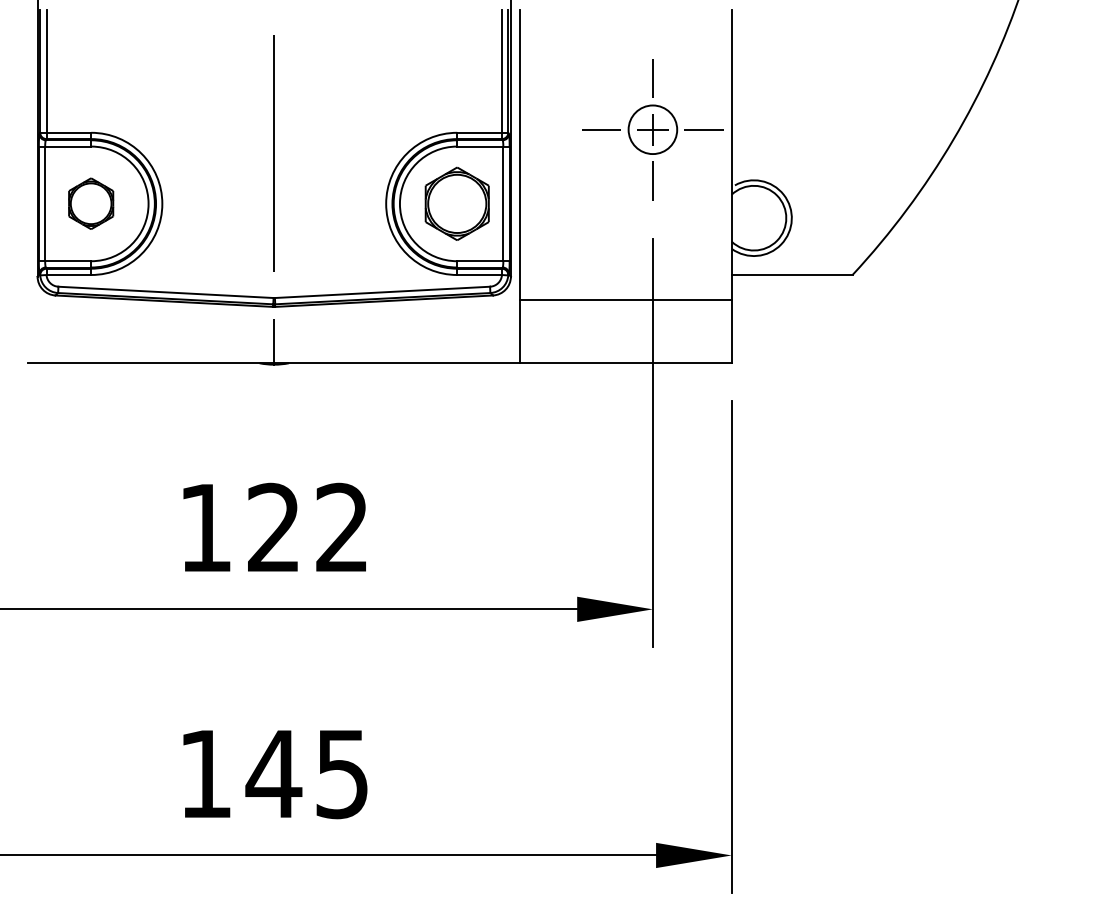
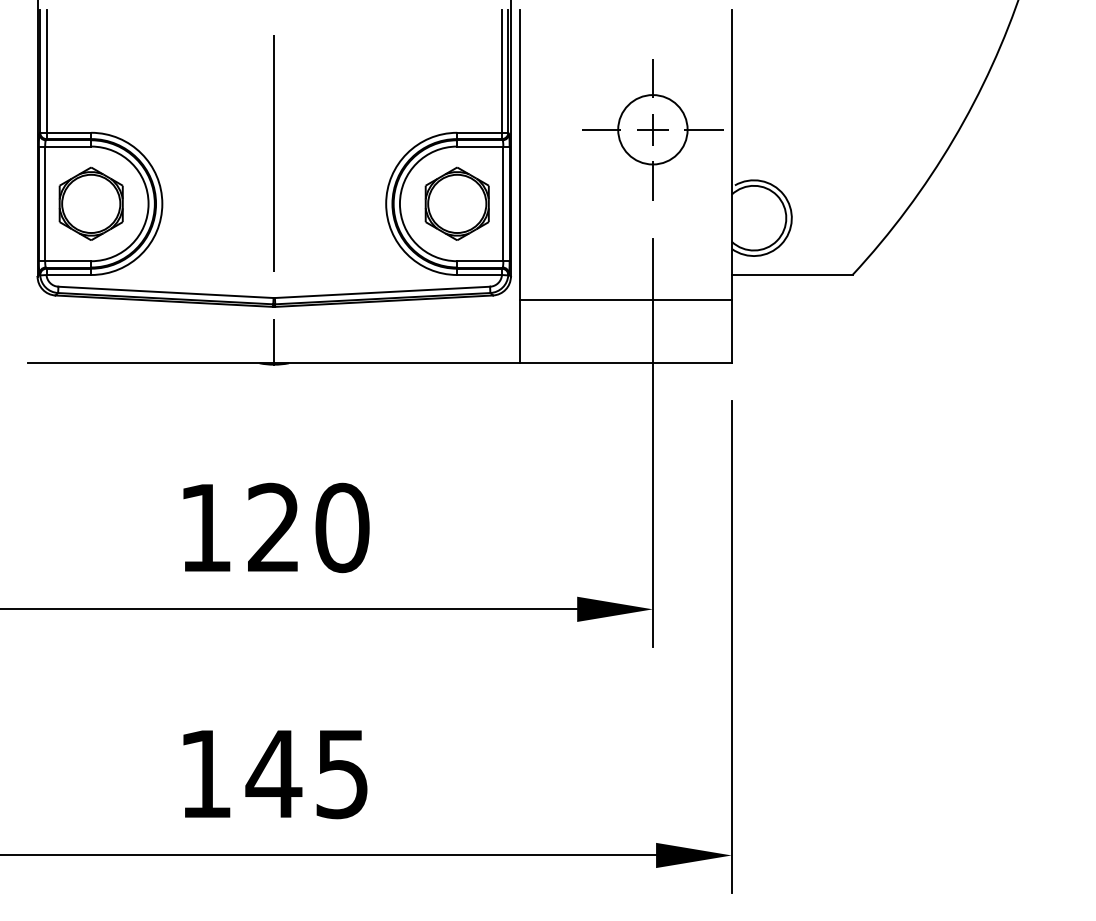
circle diameter: 49 px -> 69 px (652, 129)
part size: 47x53 px -> 66x75 px (90, 203)
text: 122 -> 120 (342, 527)
